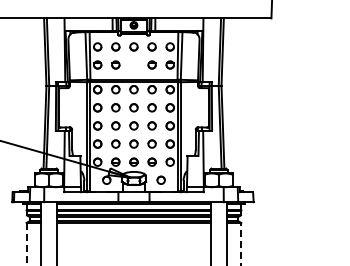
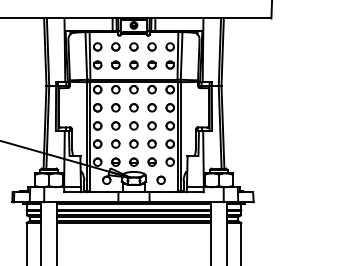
part: none -> present (133, 64)
line: dashed -> solid (241, 243)
line: dashed -> solid (26, 244)
